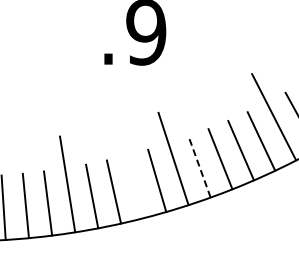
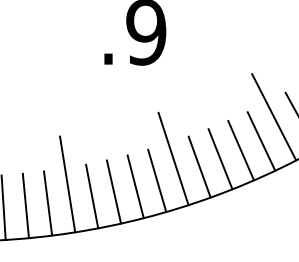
line: dashed -> solid (199, 166)
line: none -> present (135, 186)
